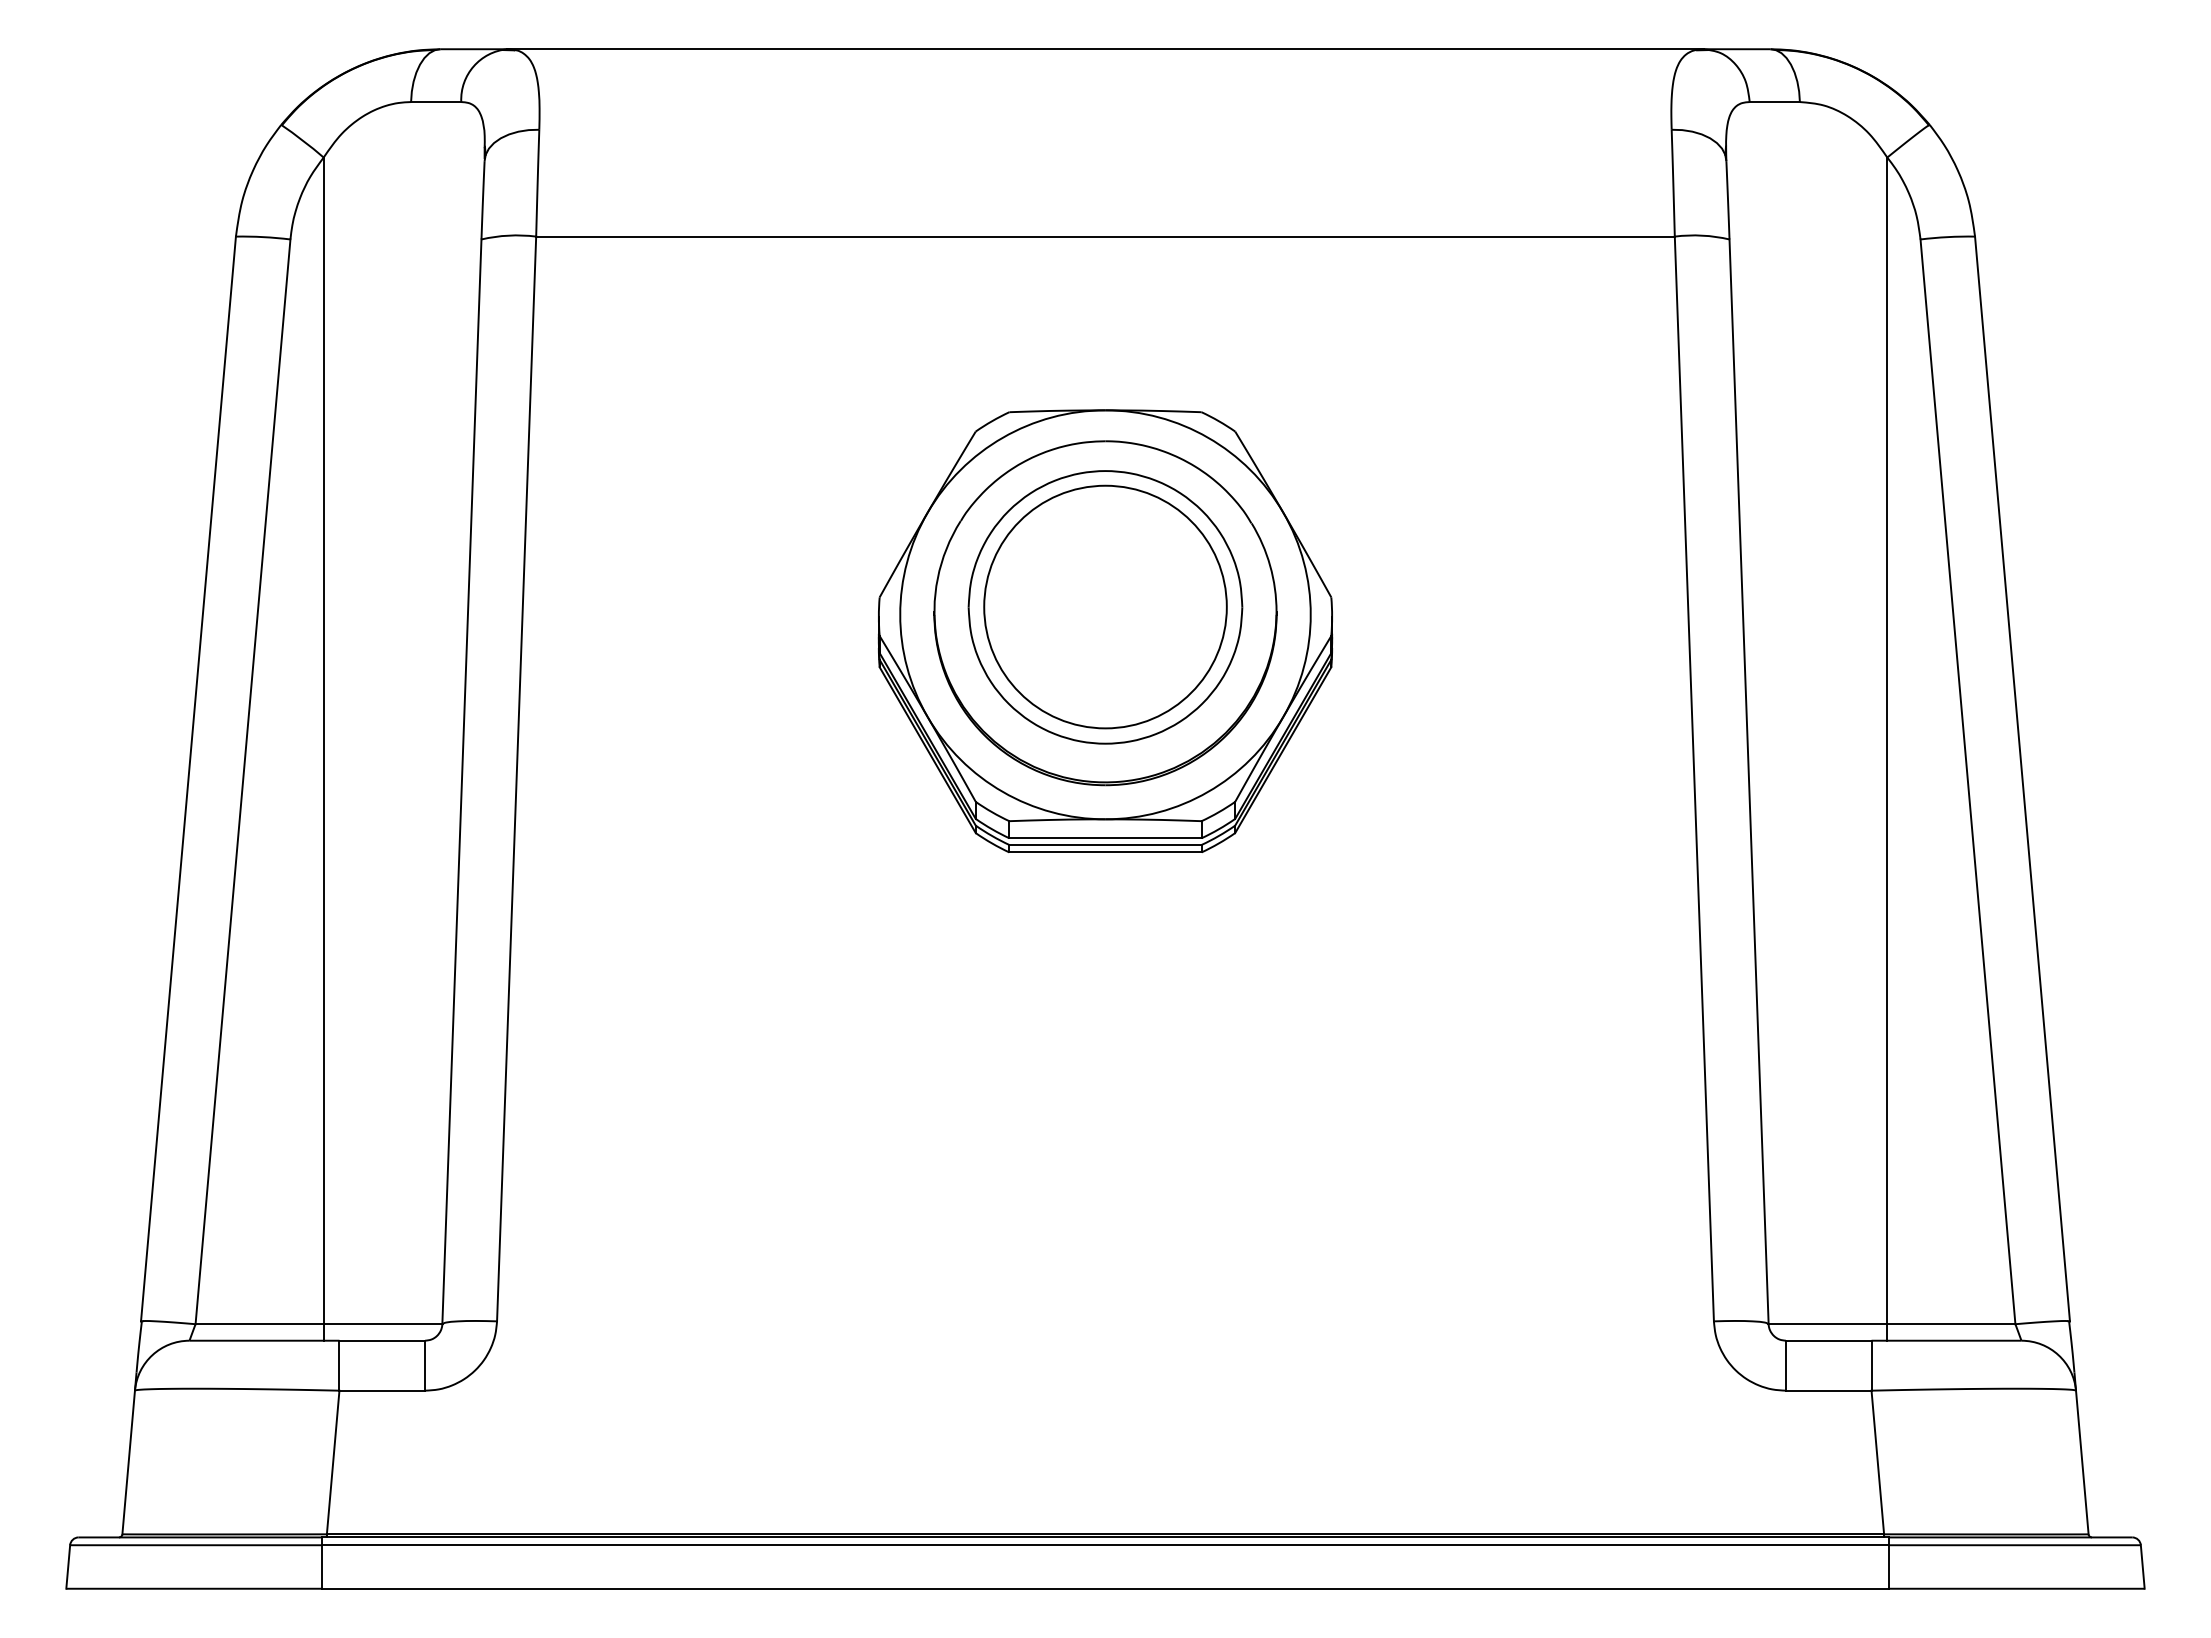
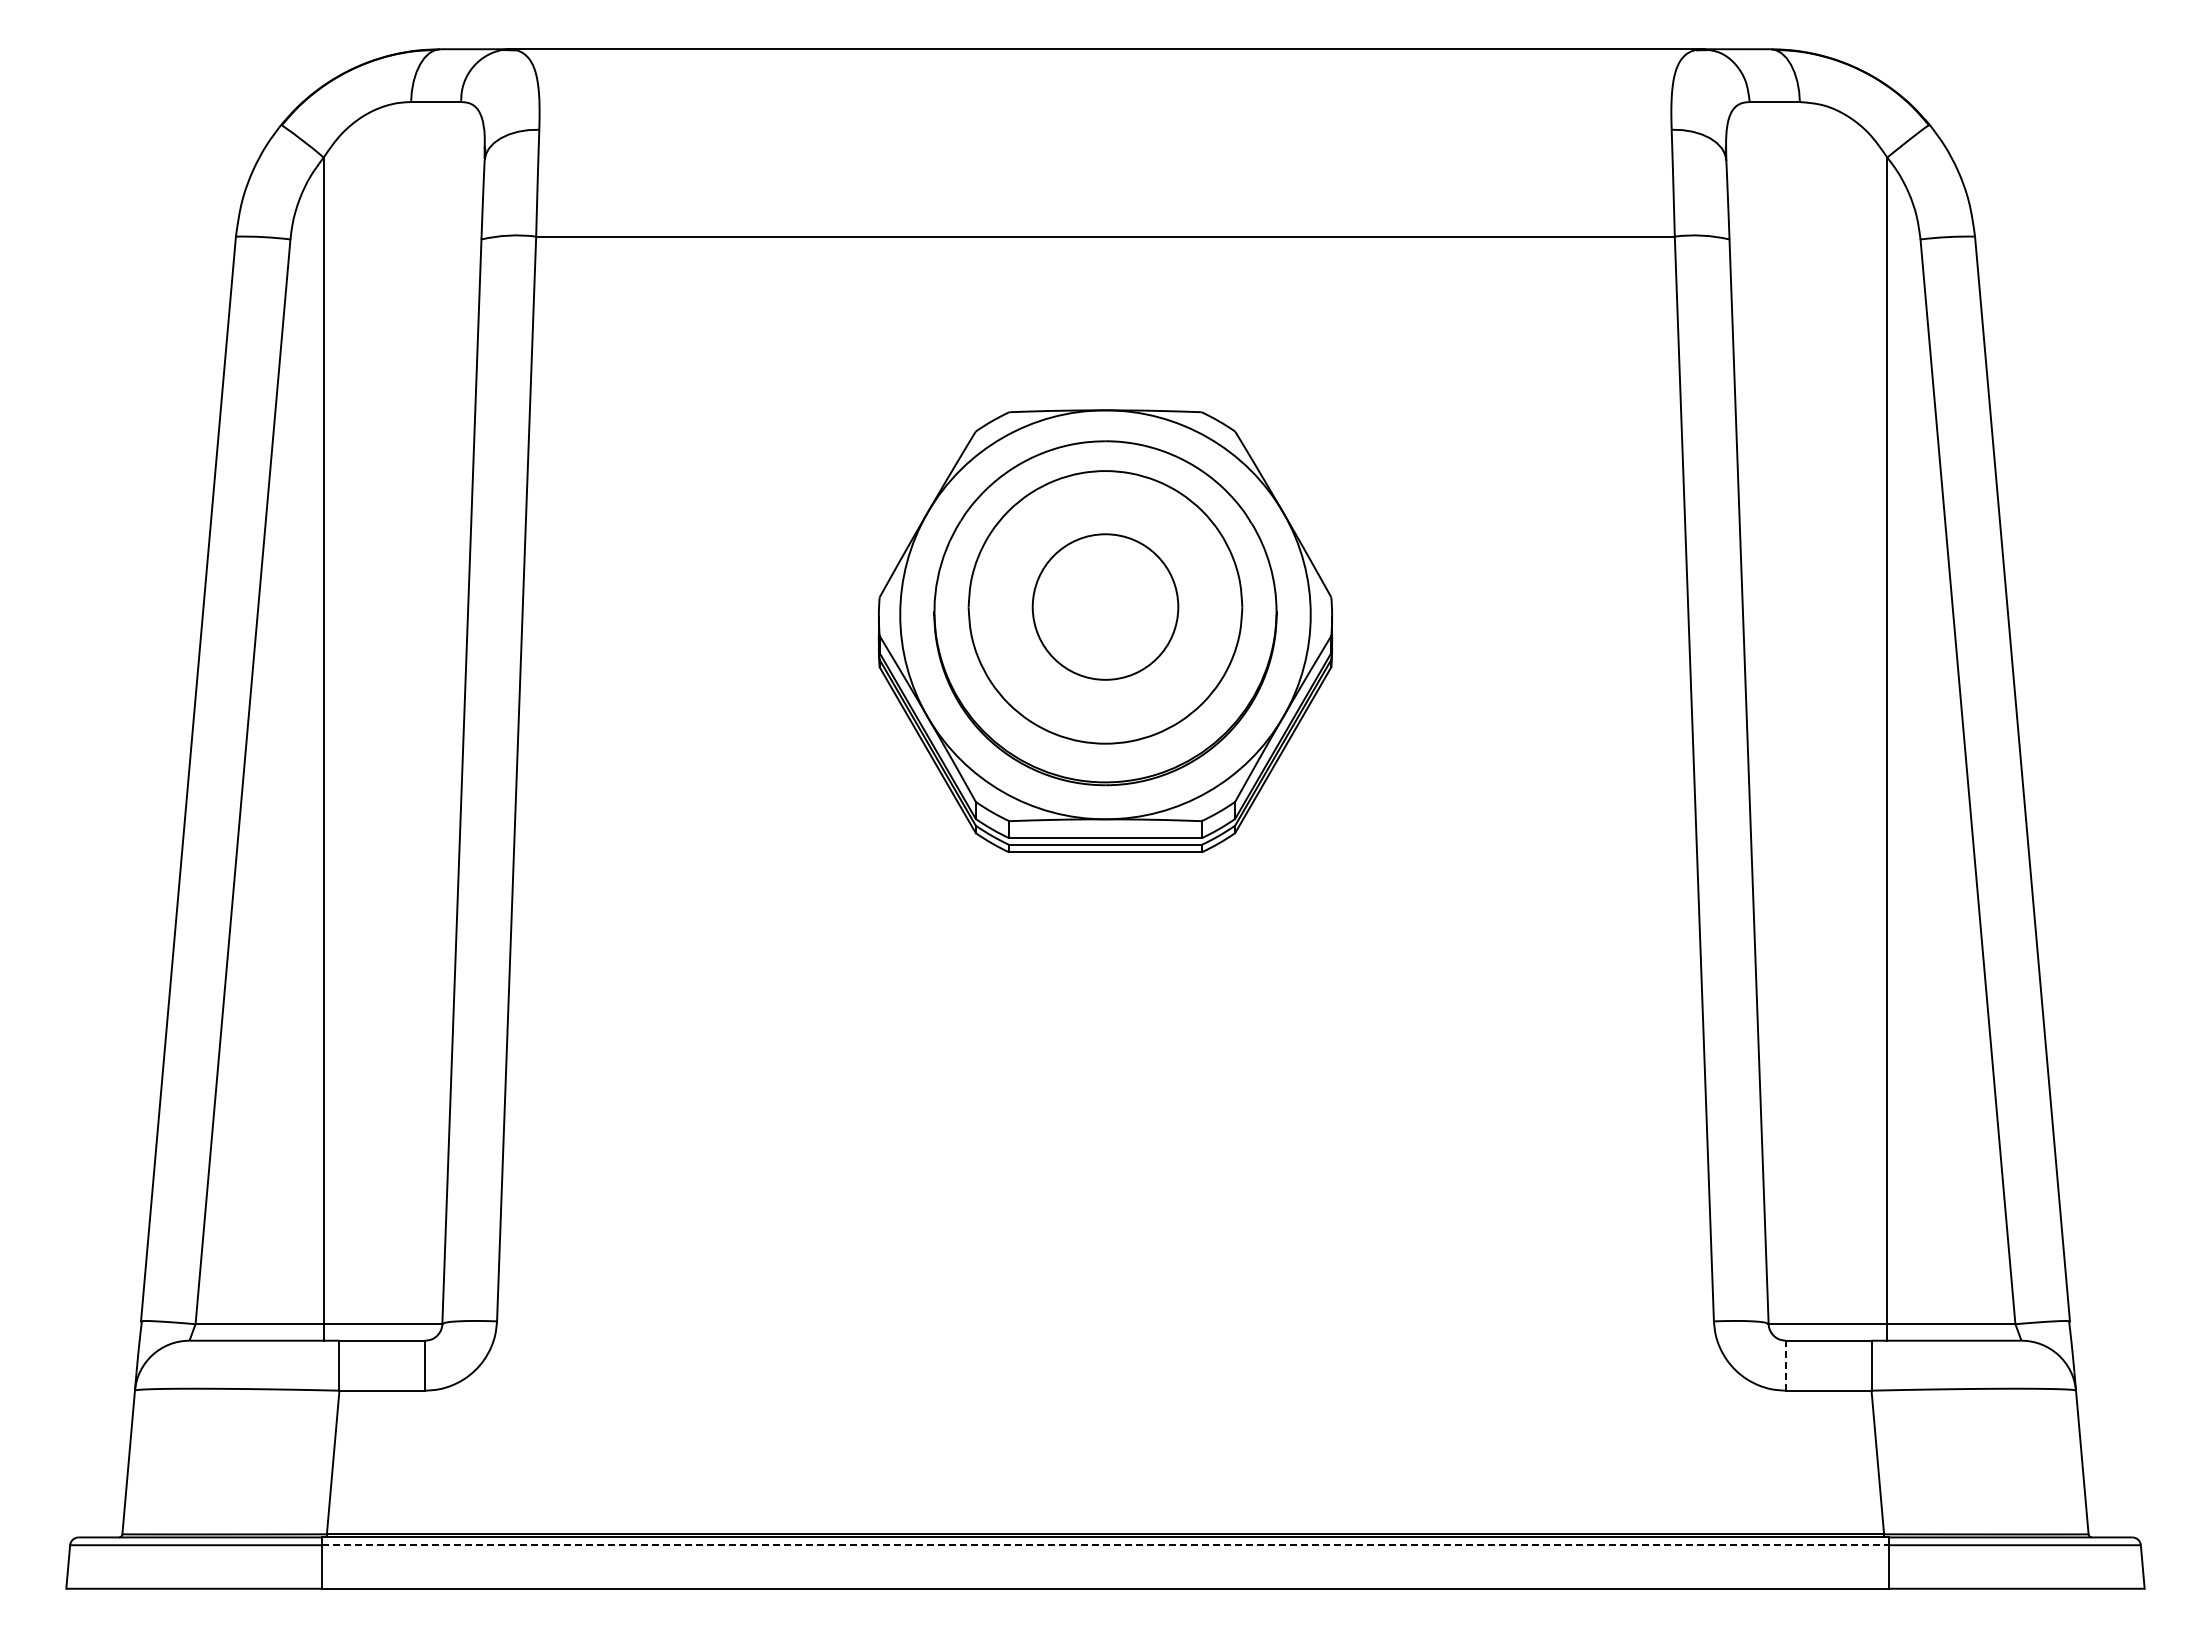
circle diameter: 243 px -> 146 px (1105, 606)
line: solid -> dashed (1785, 1365)
line: solid -> dashed (1106, 1545)
